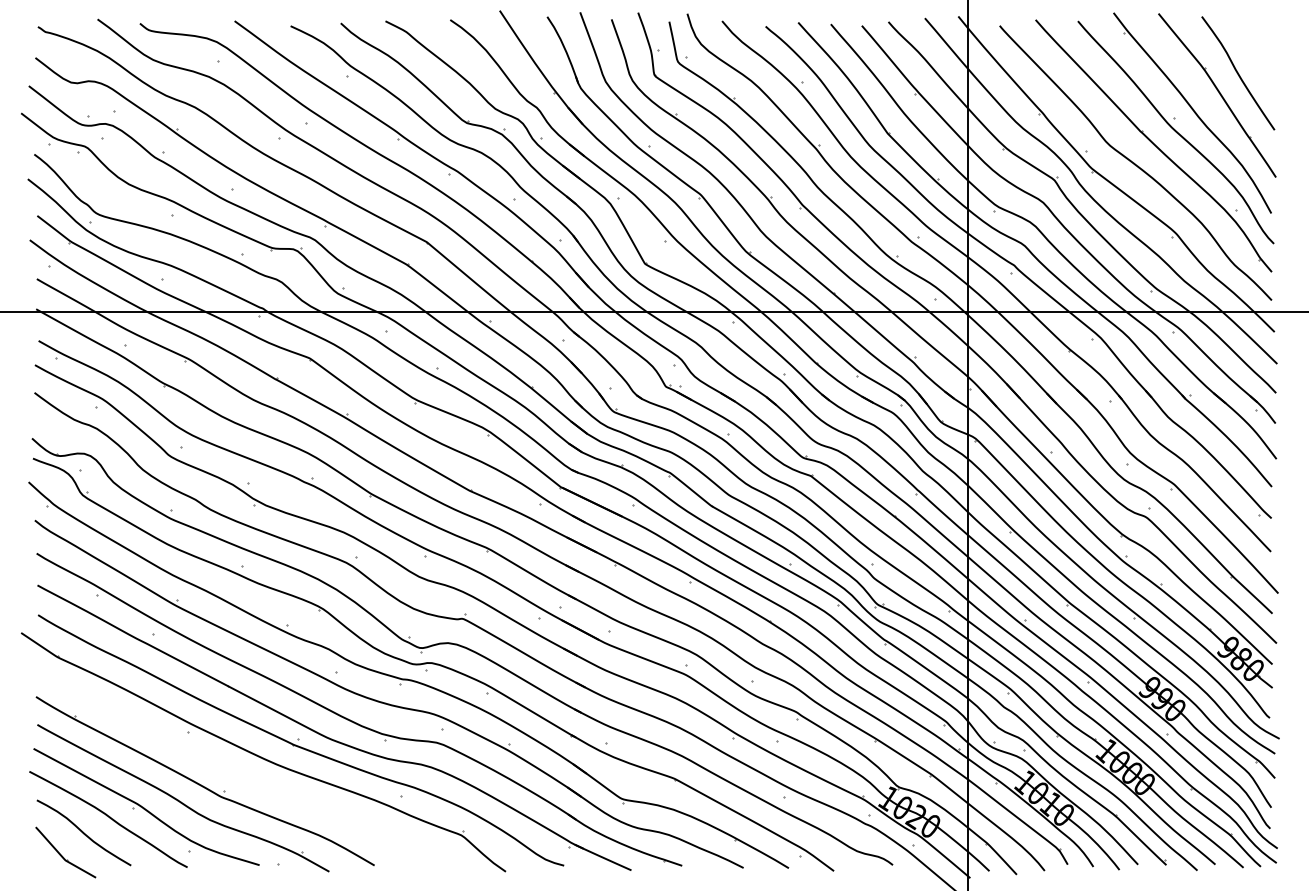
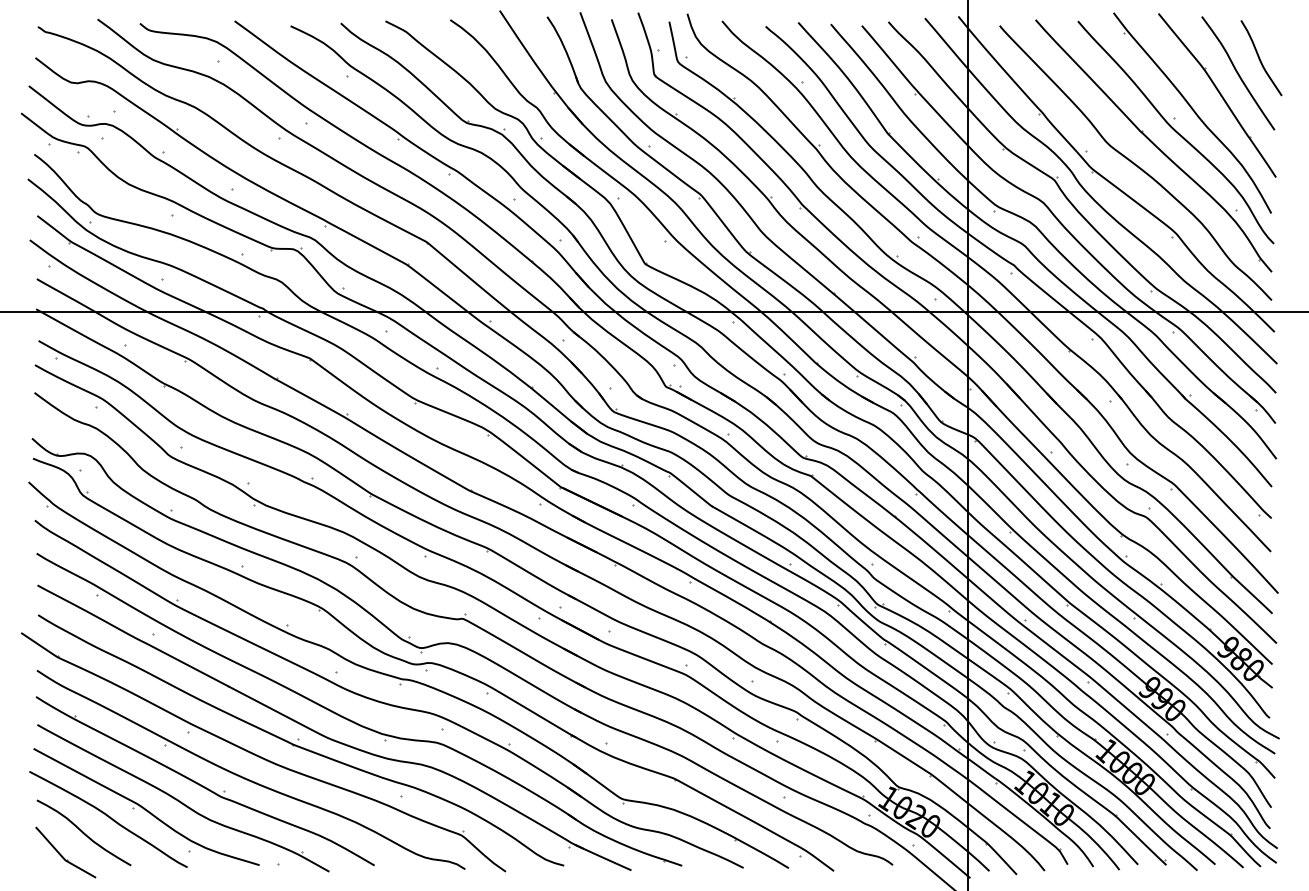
curve: none -> present (1260, 58)
part: none -> present (245, 777)
